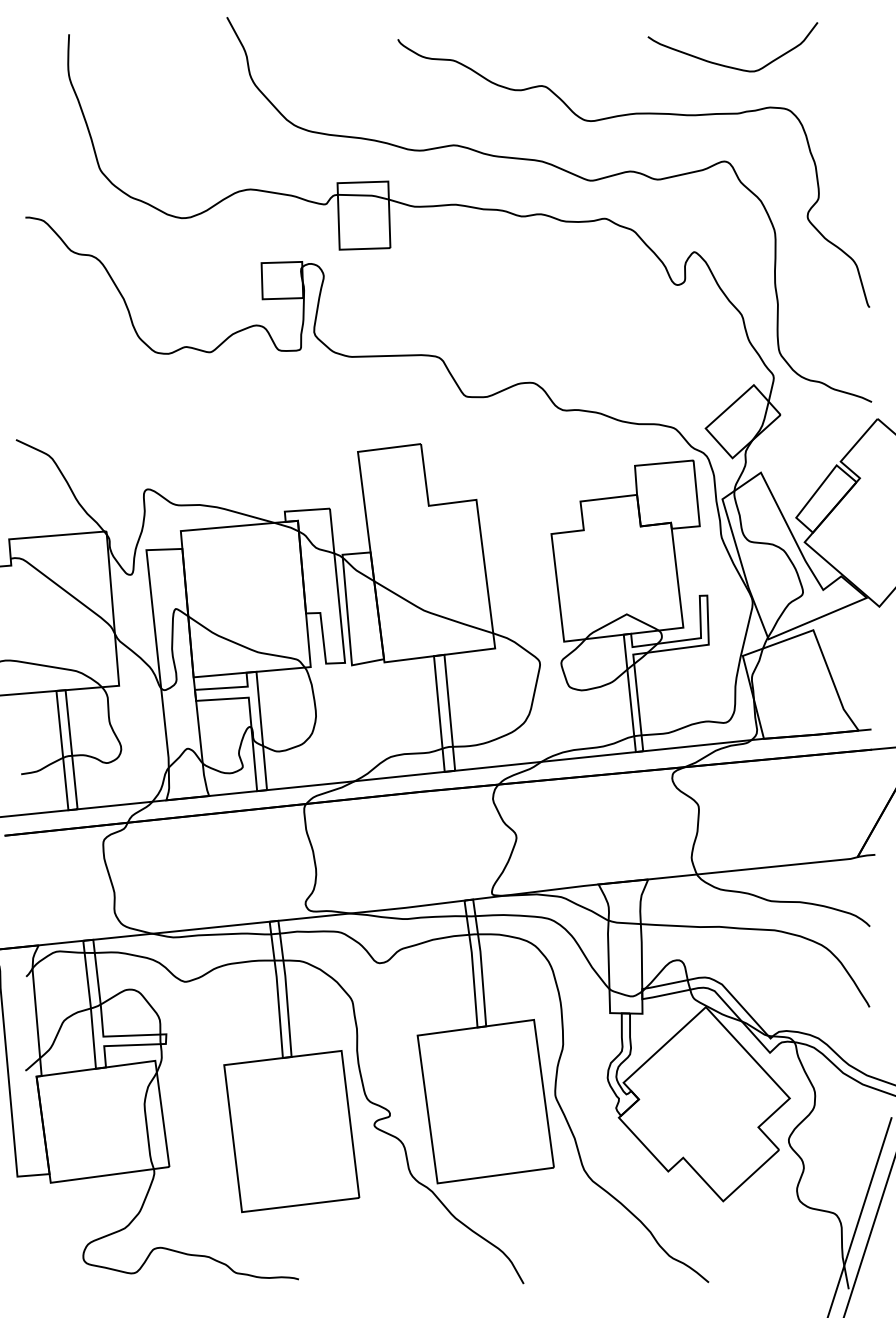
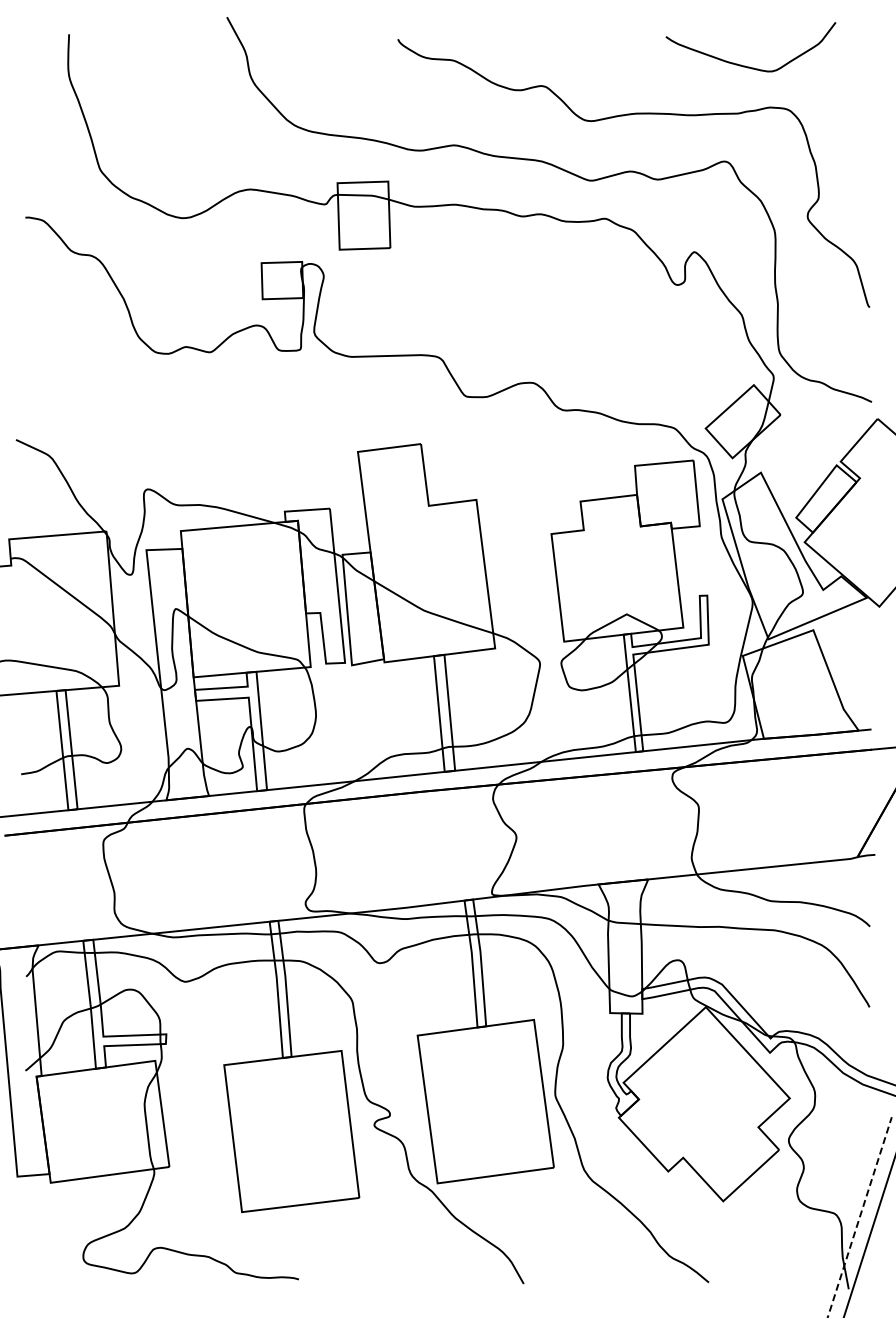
curve position: (727, 65) -> (745, 65) (745, 65)
line: solid -> dashed (859, 1216)
